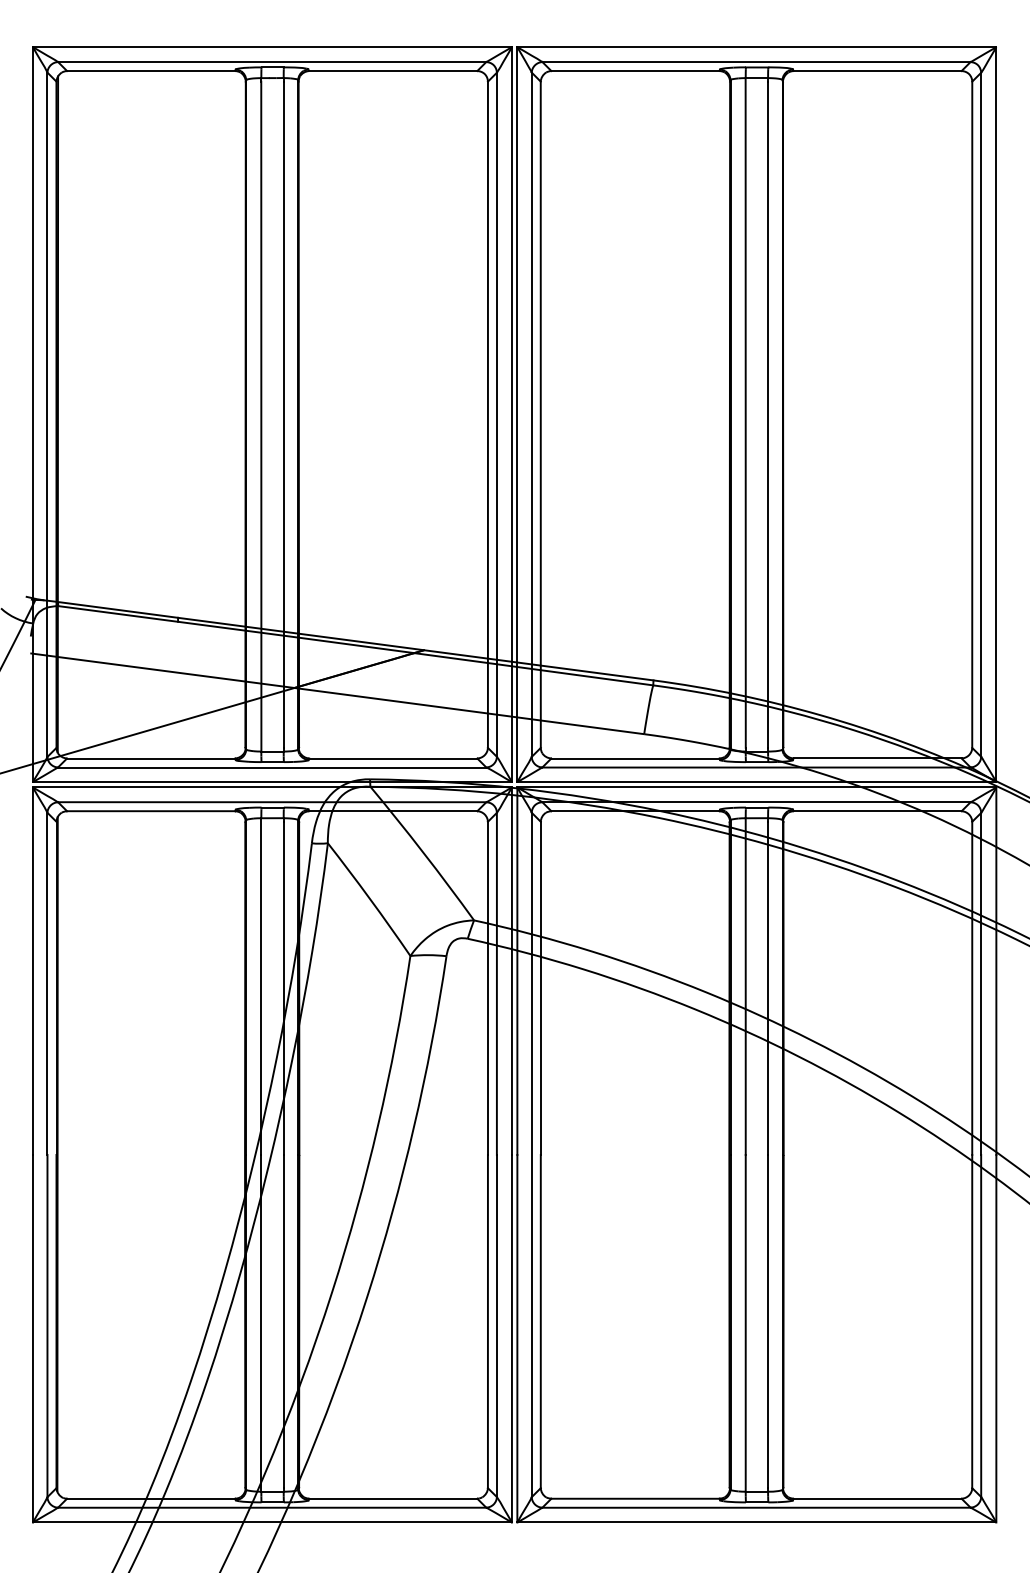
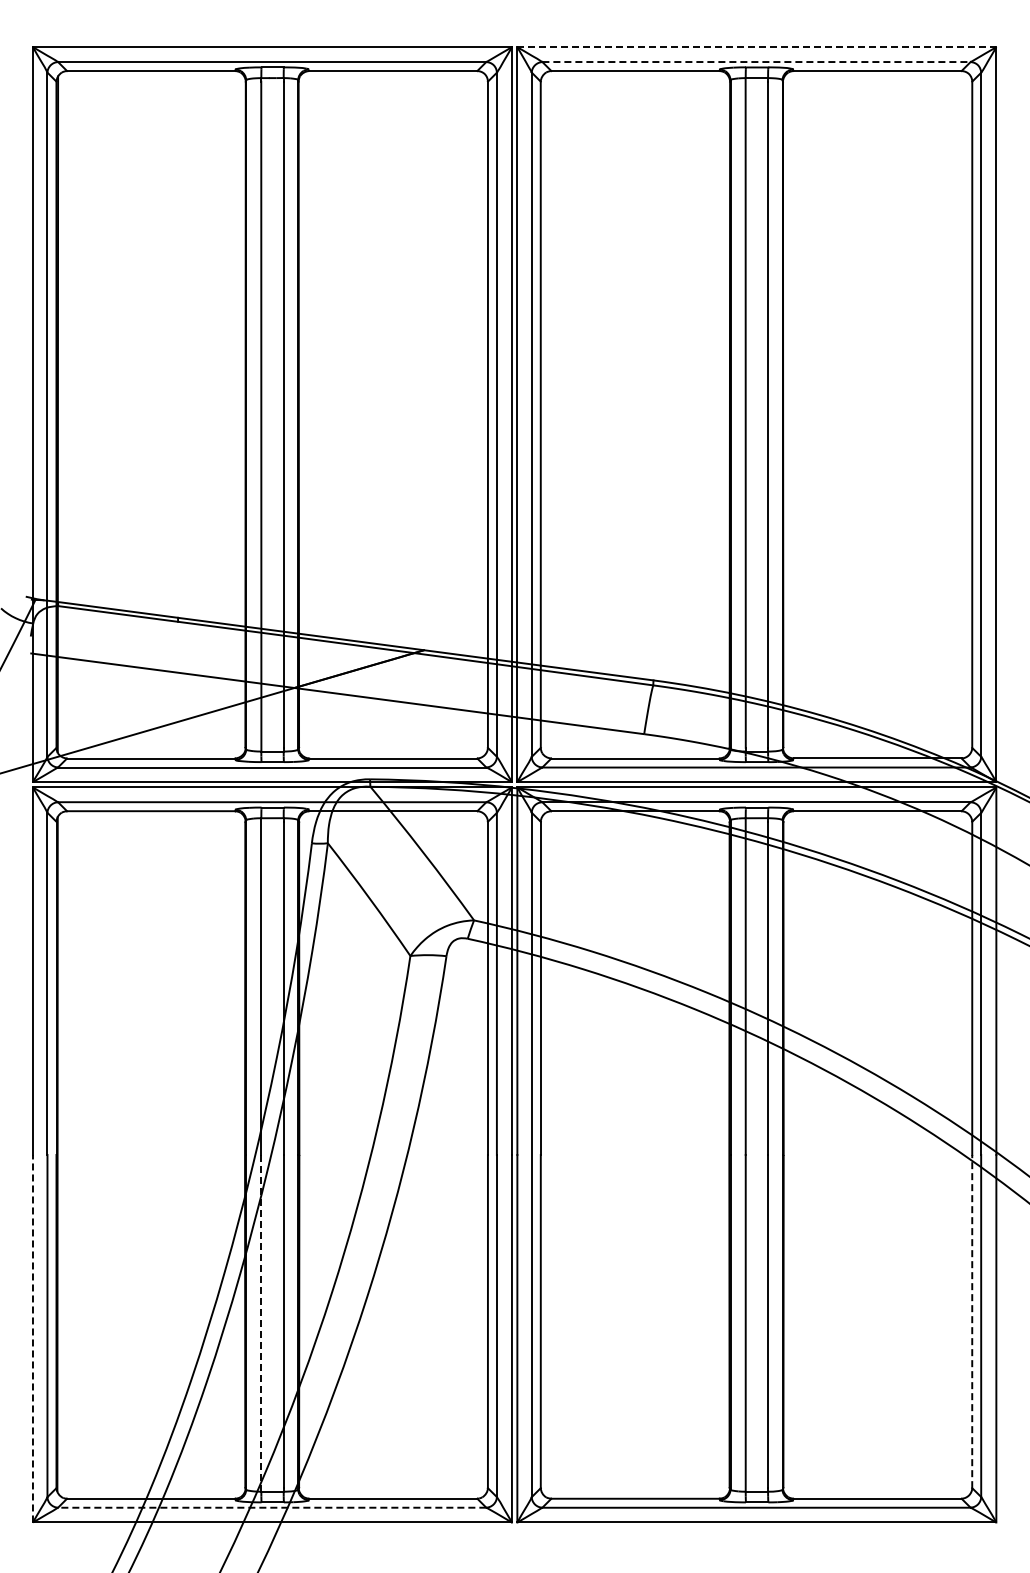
line: solid -> dashed (757, 47)
line: solid -> dashed (757, 62)
line: solid -> dashed (972, 1321)
line: solid -> dashed (261, 1323)
line: solid -> dashed (32, 1338)
line: solid -> dashed (271, 1507)
